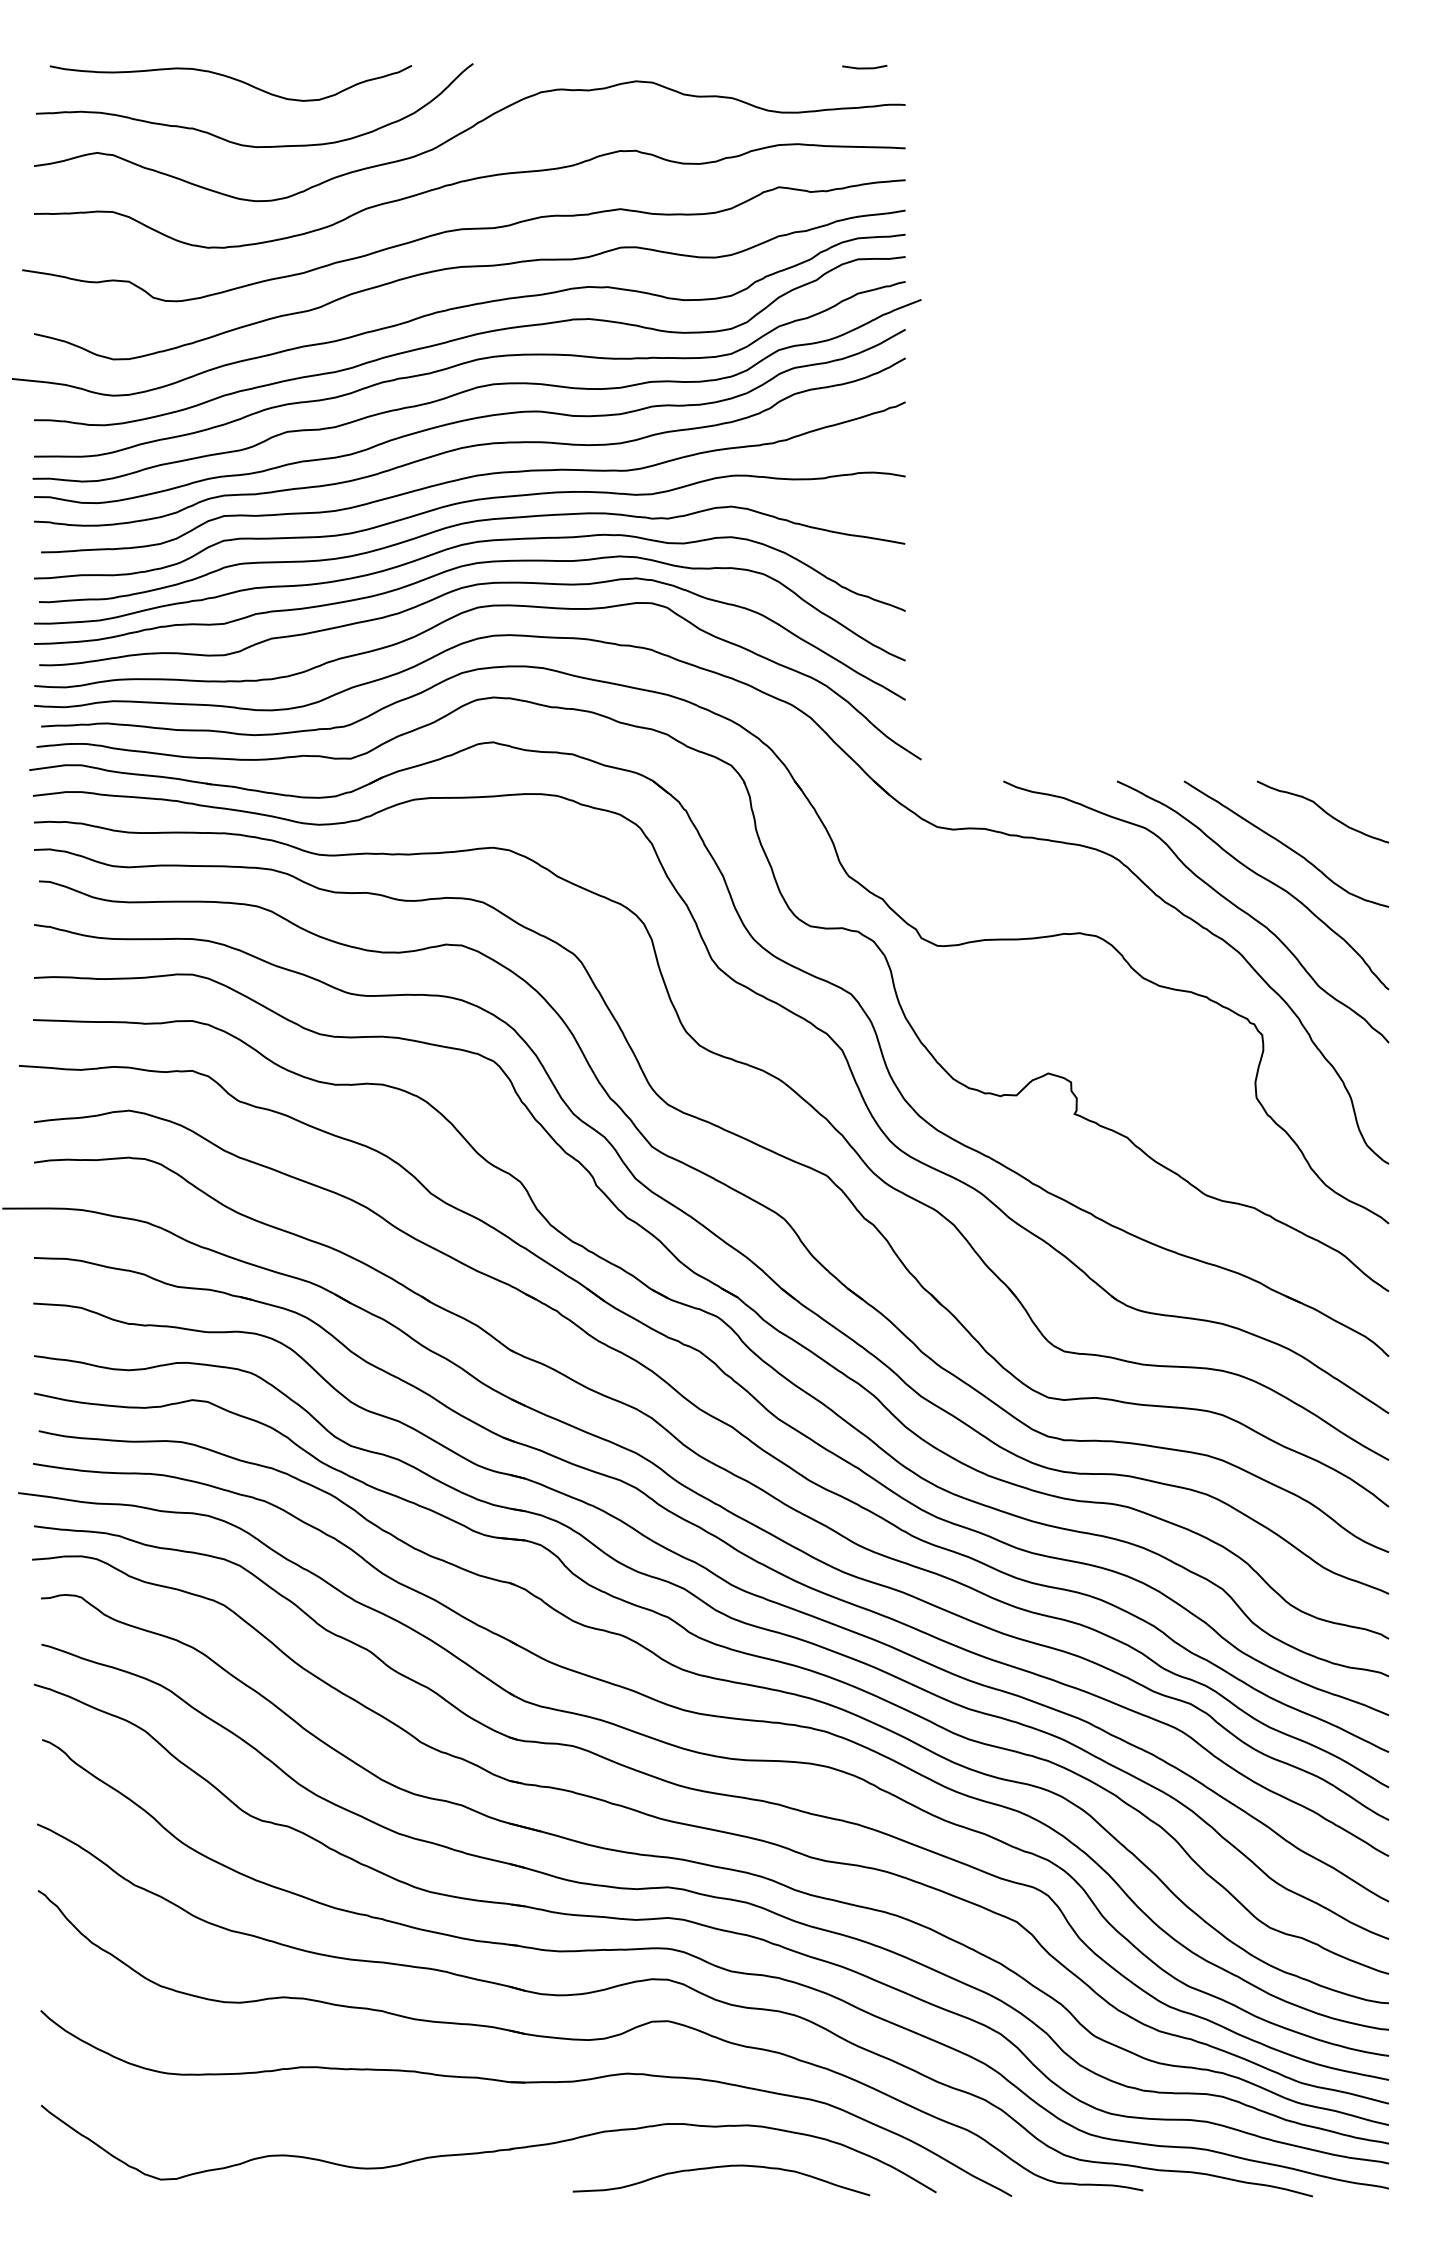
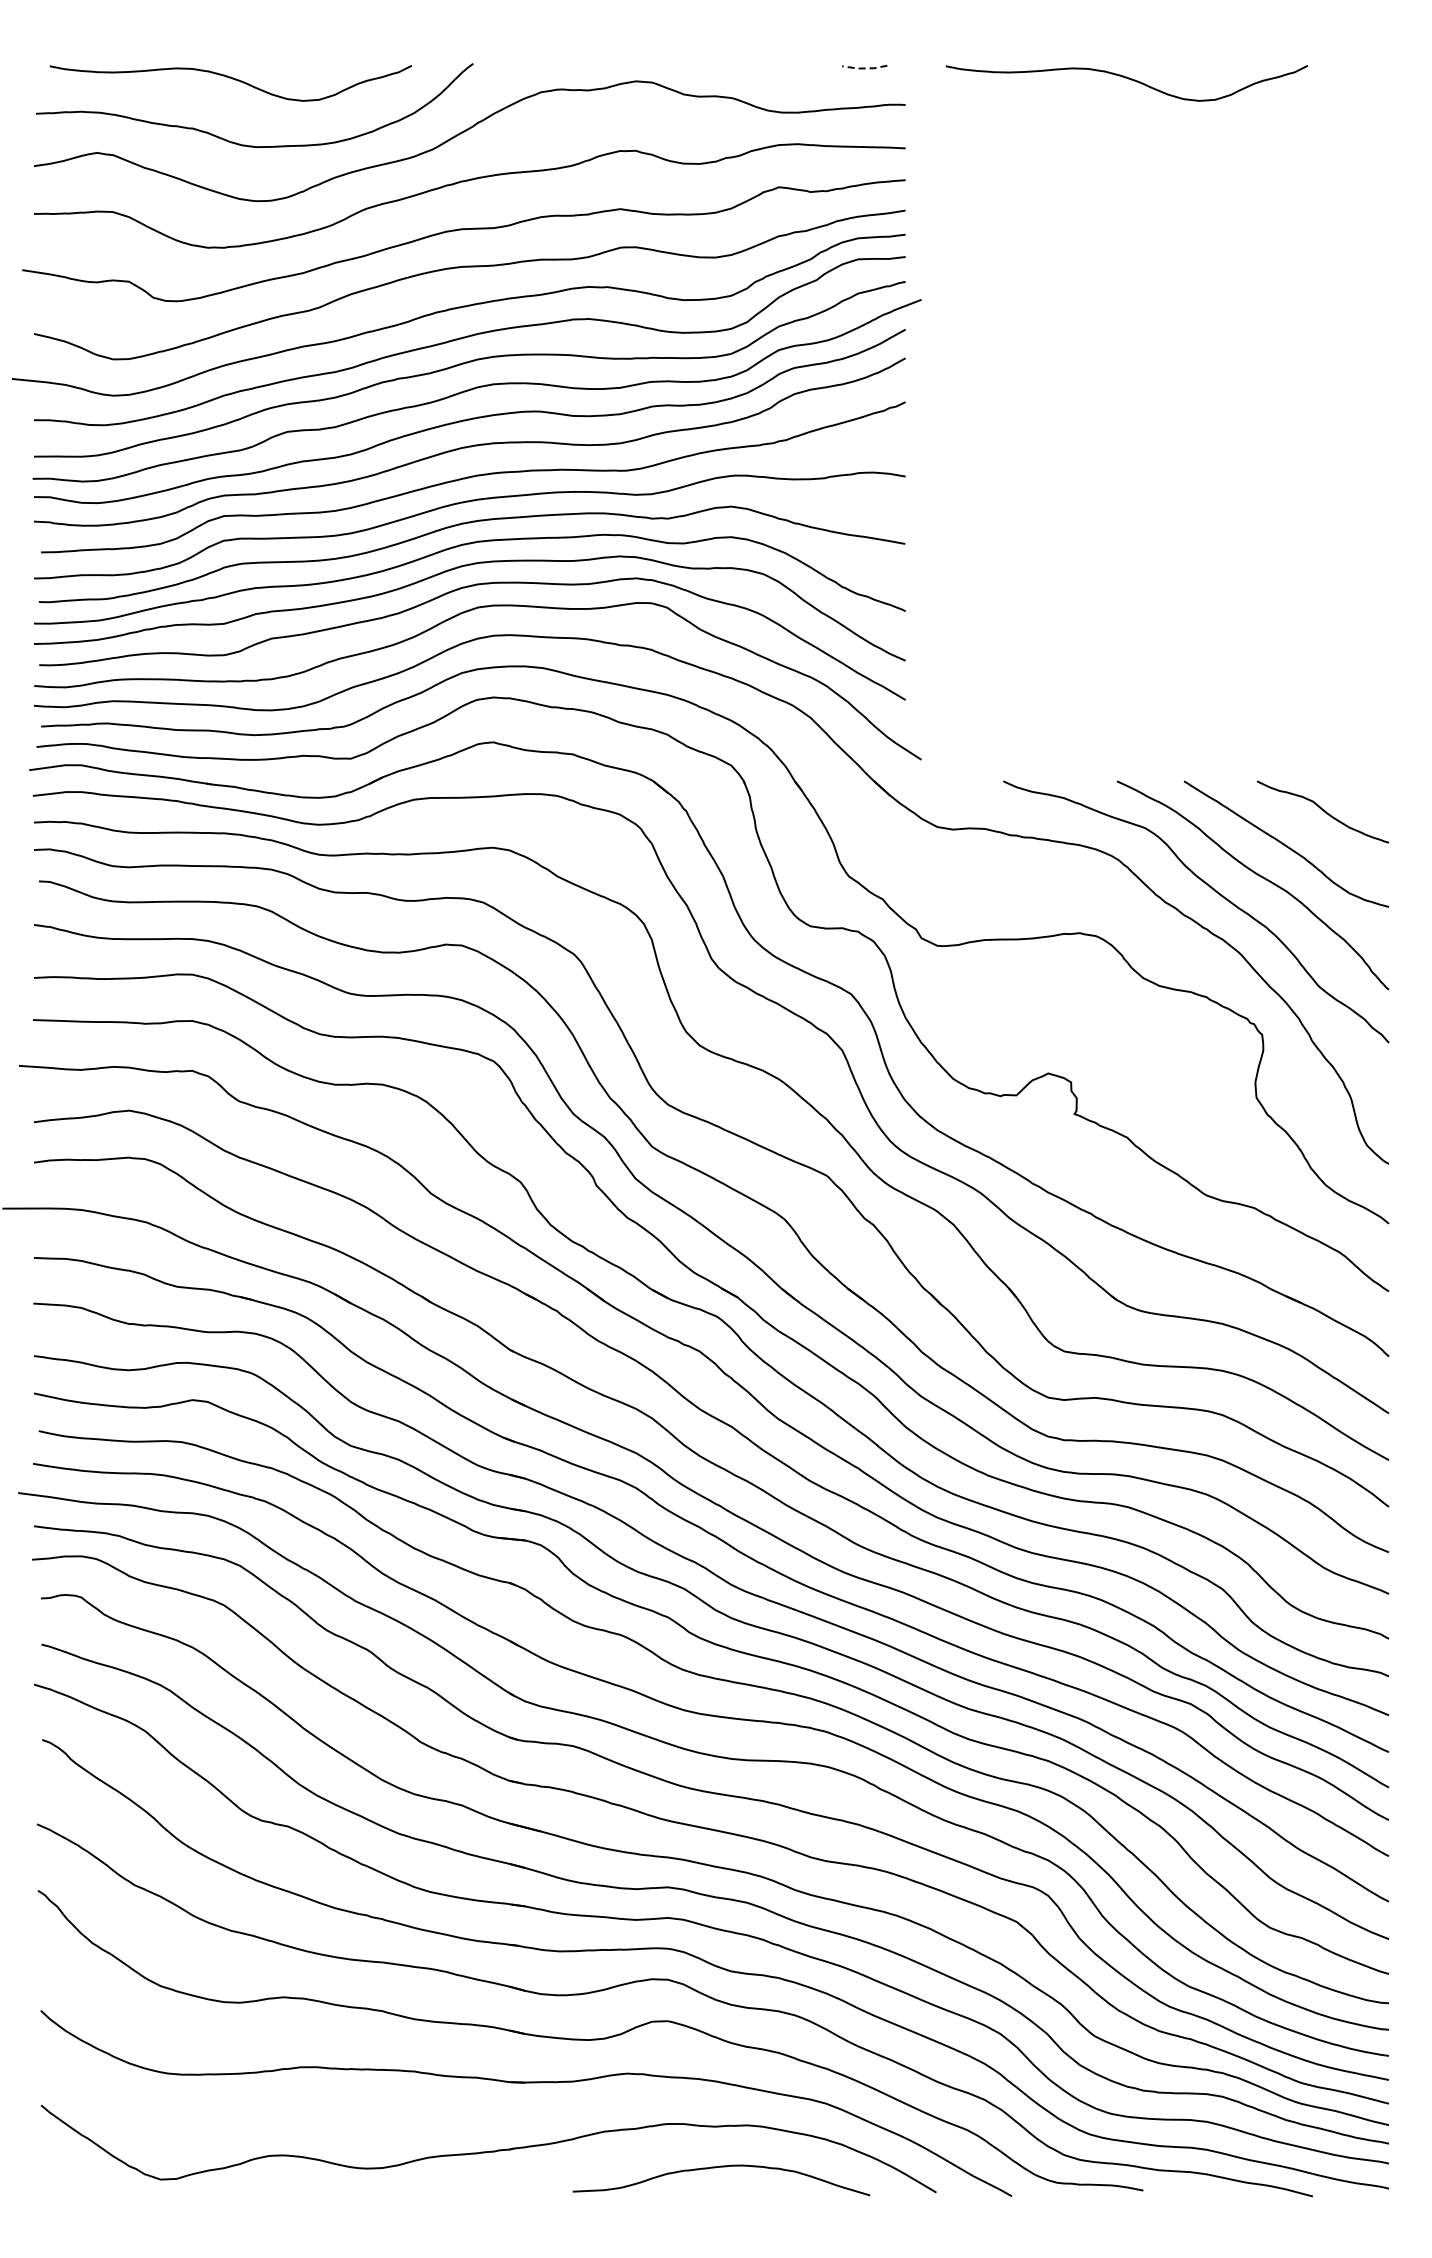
line: solid -> dashed (864, 68)
curve: none -> present (1128, 79)
